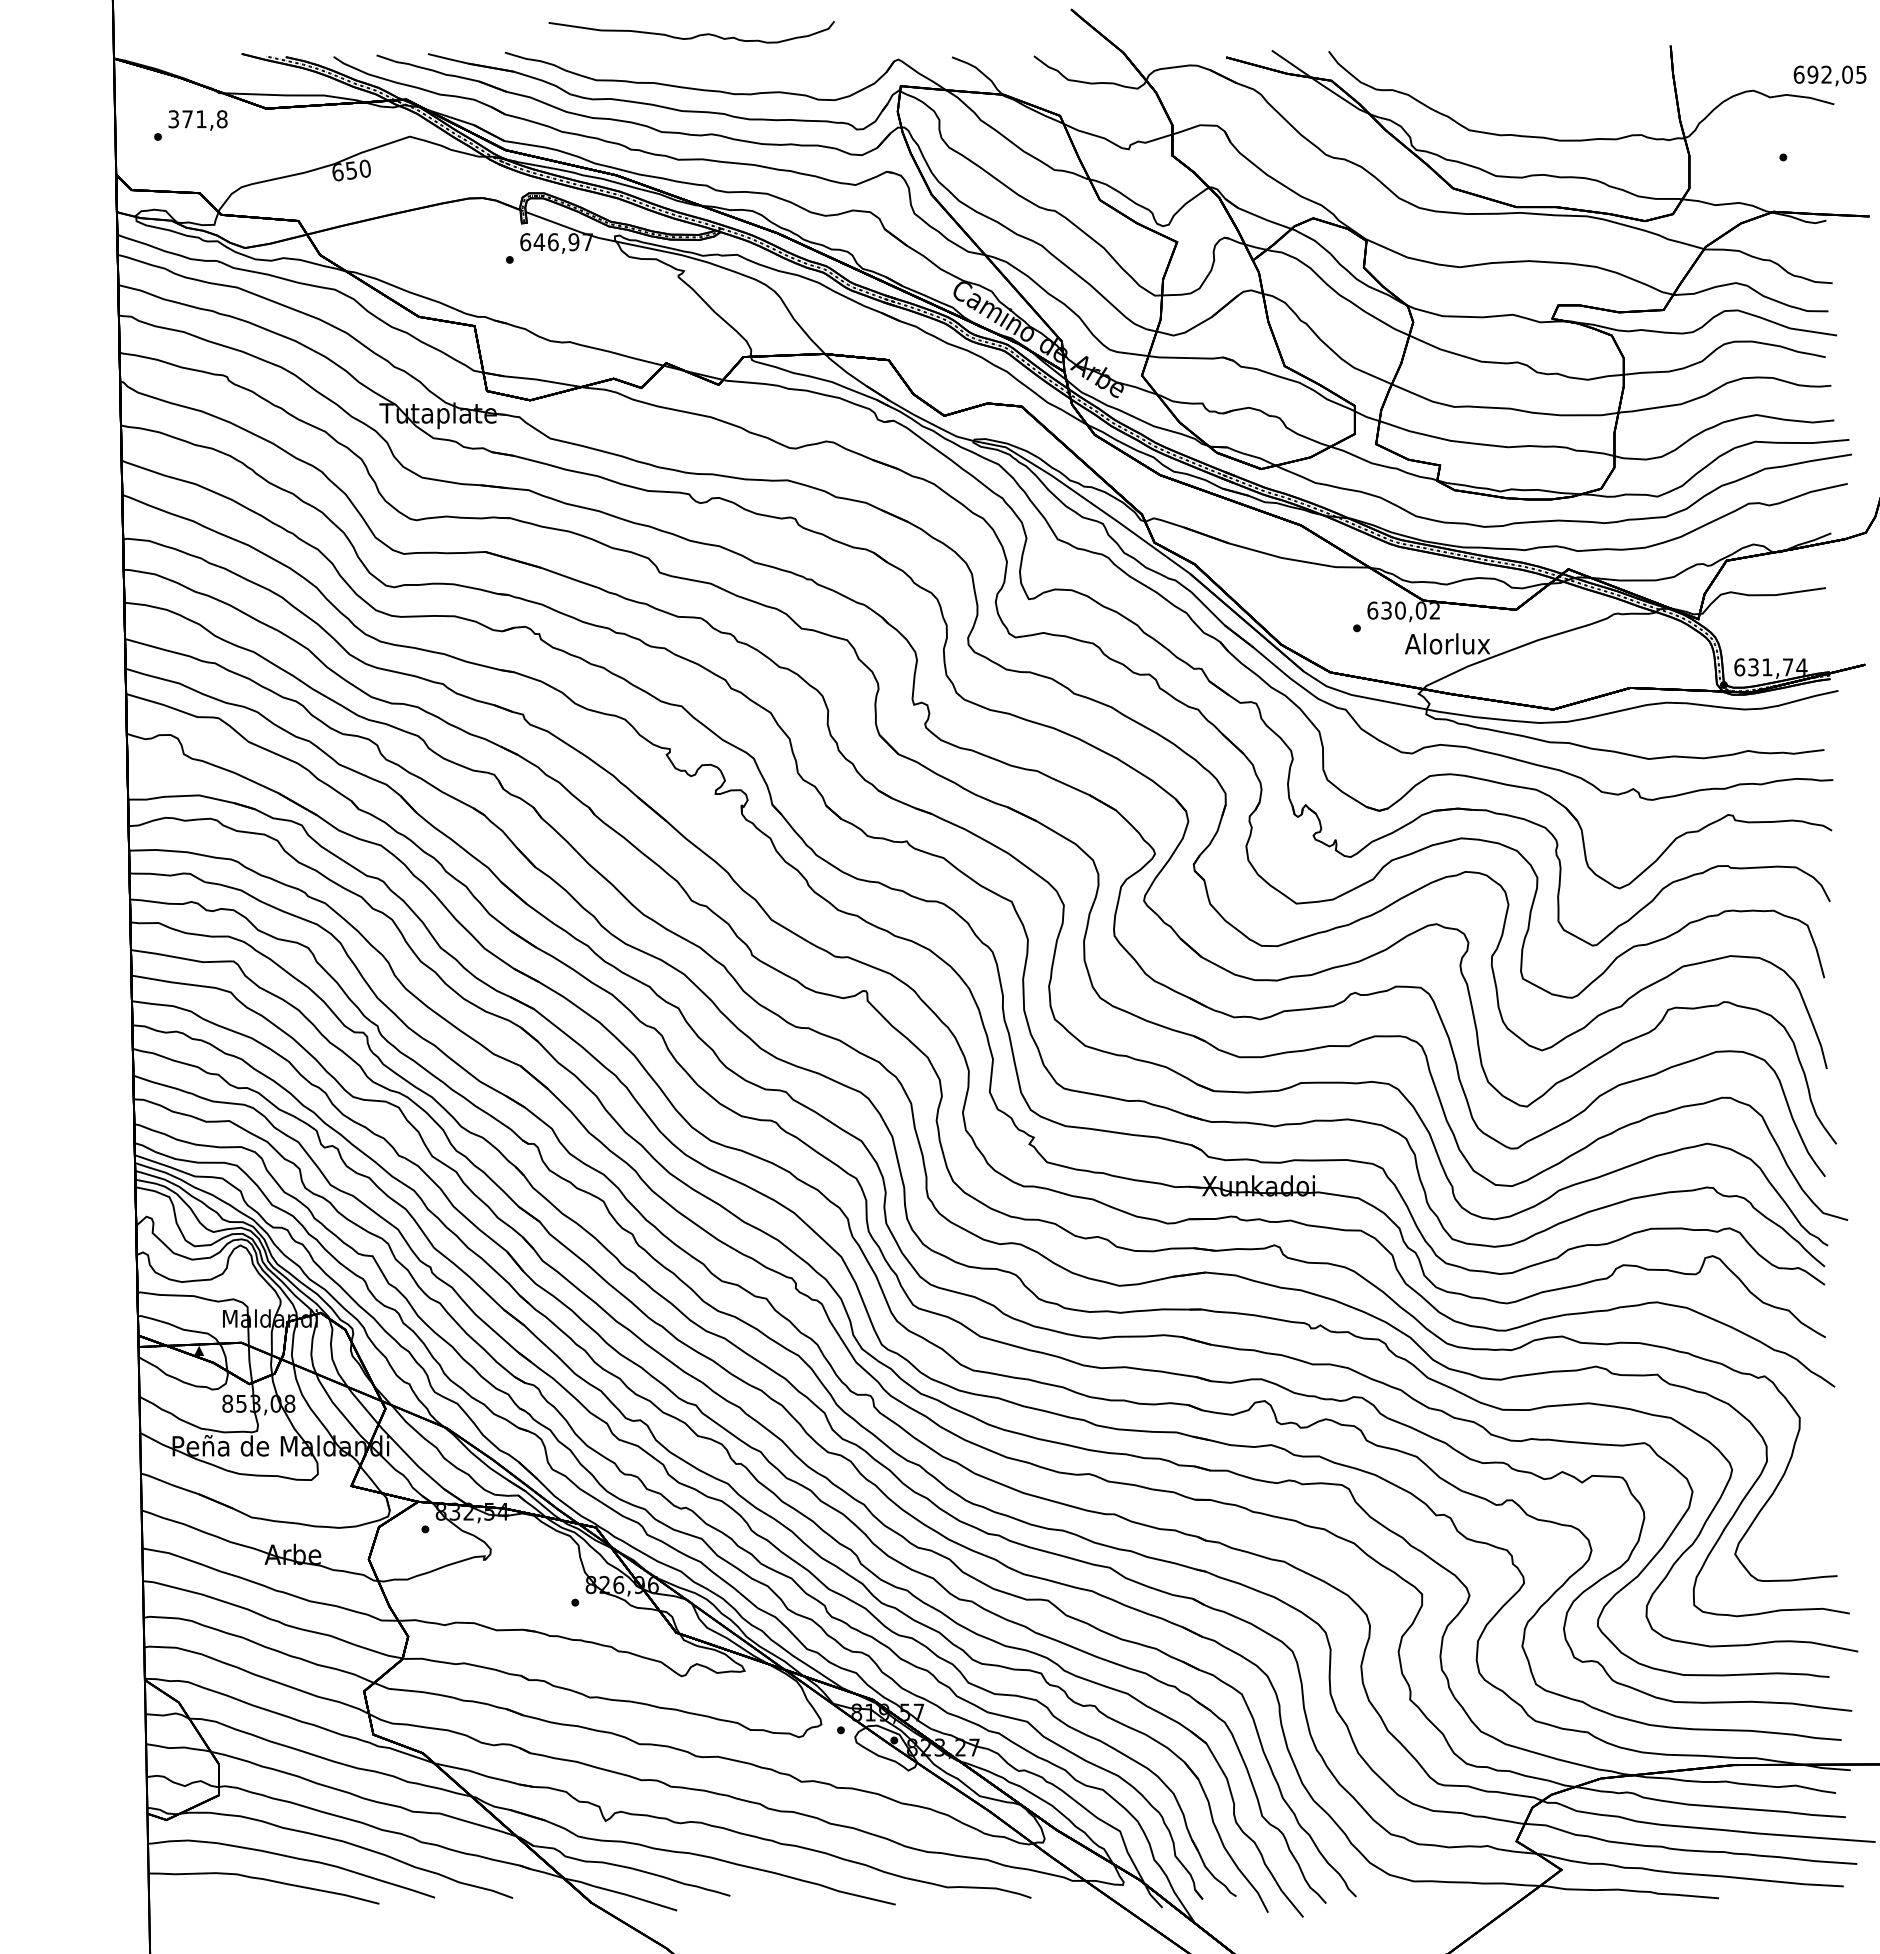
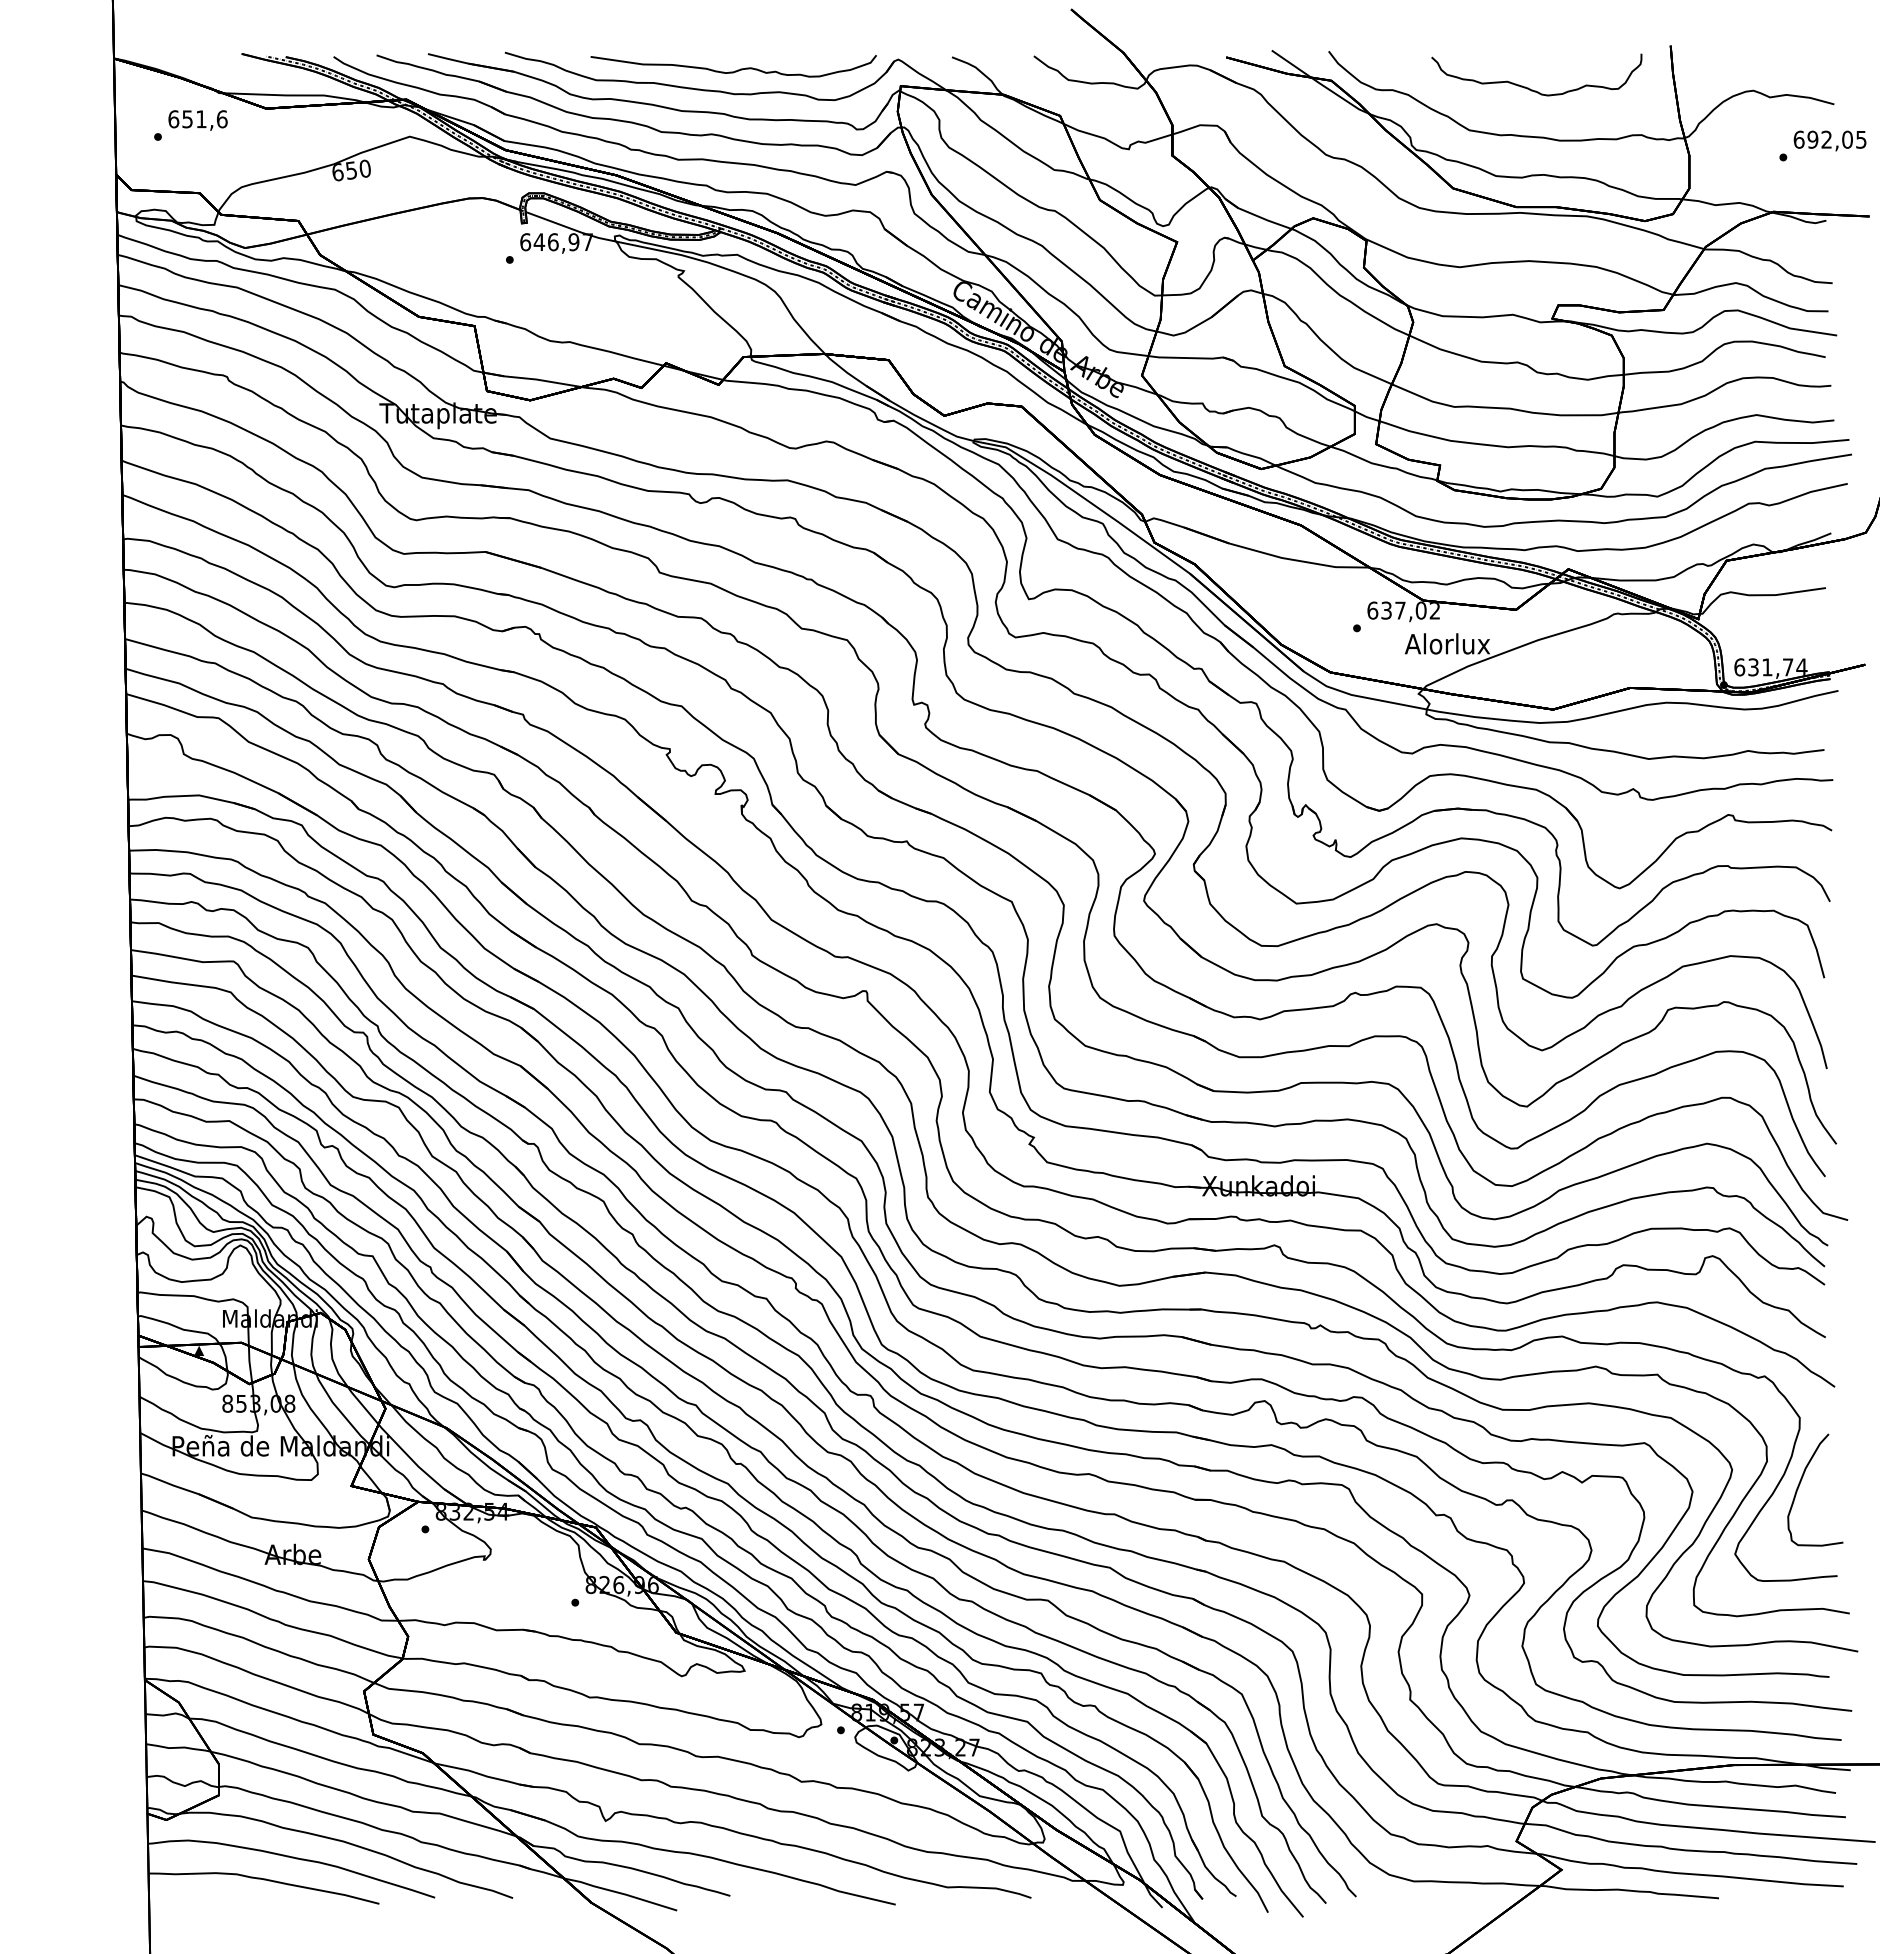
curve position: (693, 36) -> (735, 70) (735, 70)
text position: (1829, 75) -> (1829, 140) (1829, 140)
curve: none -> present (1530, 88)
text: 371,8 -> 651,6 (197, 119)
text: 630,02 -> 637,02 (1400, 610)
curve: none -> present (1800, 1484)
